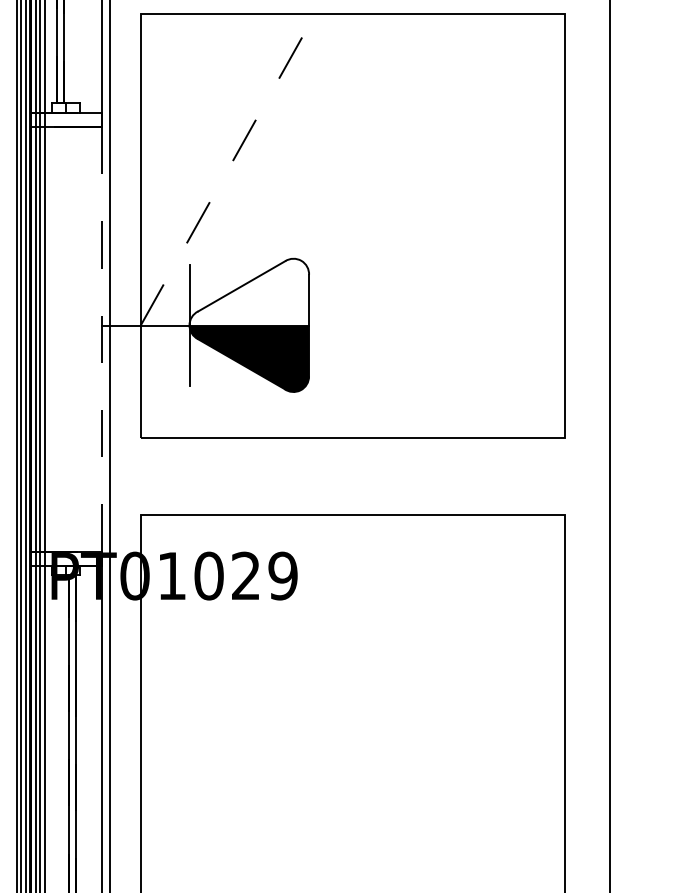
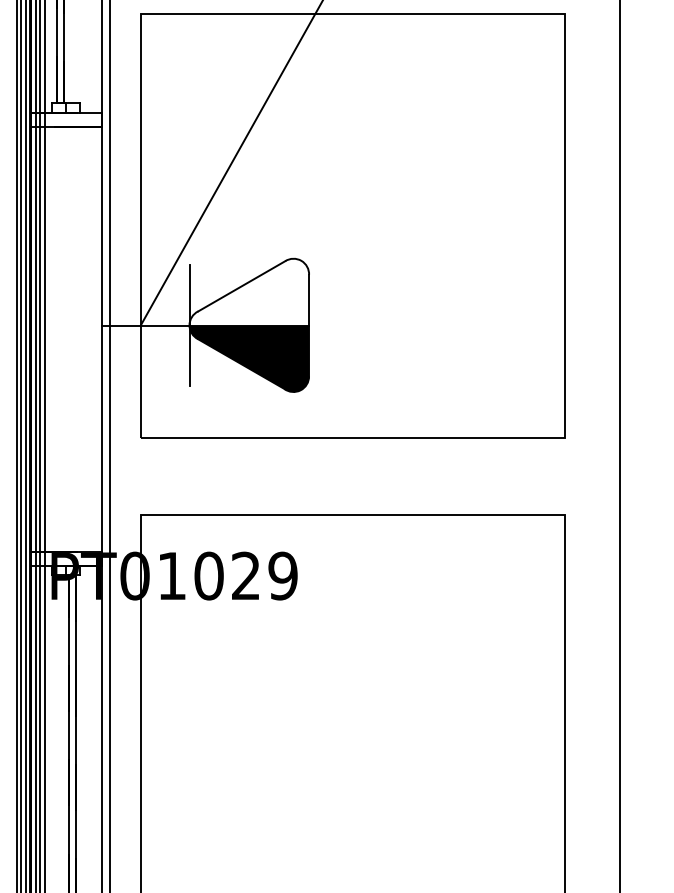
line: dashed -> solid (232, 162)
line: dashed -> solid (101, 338)
line position: (609, 445) -> (619, 445) (619, 445)
